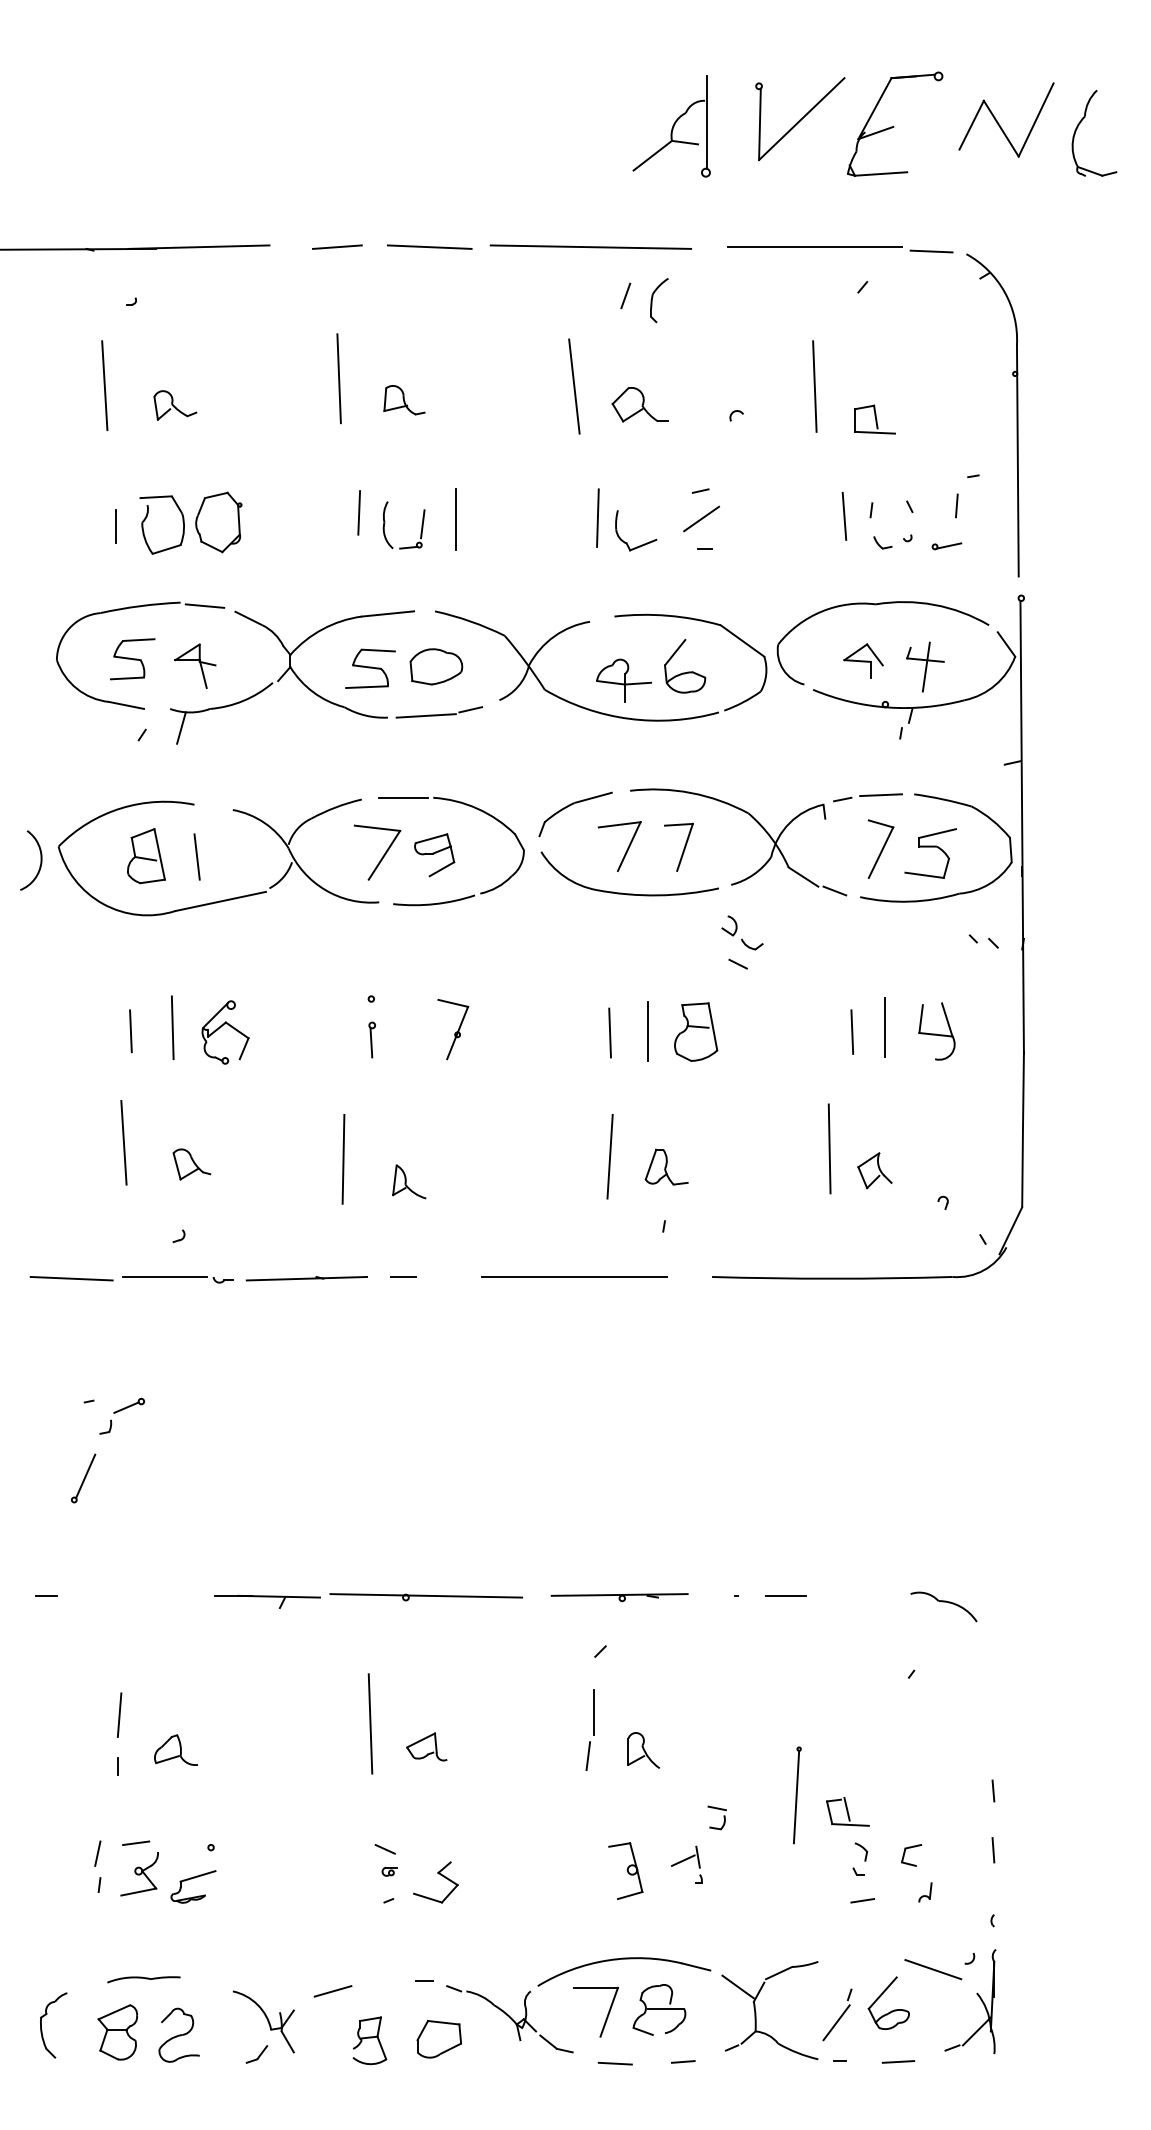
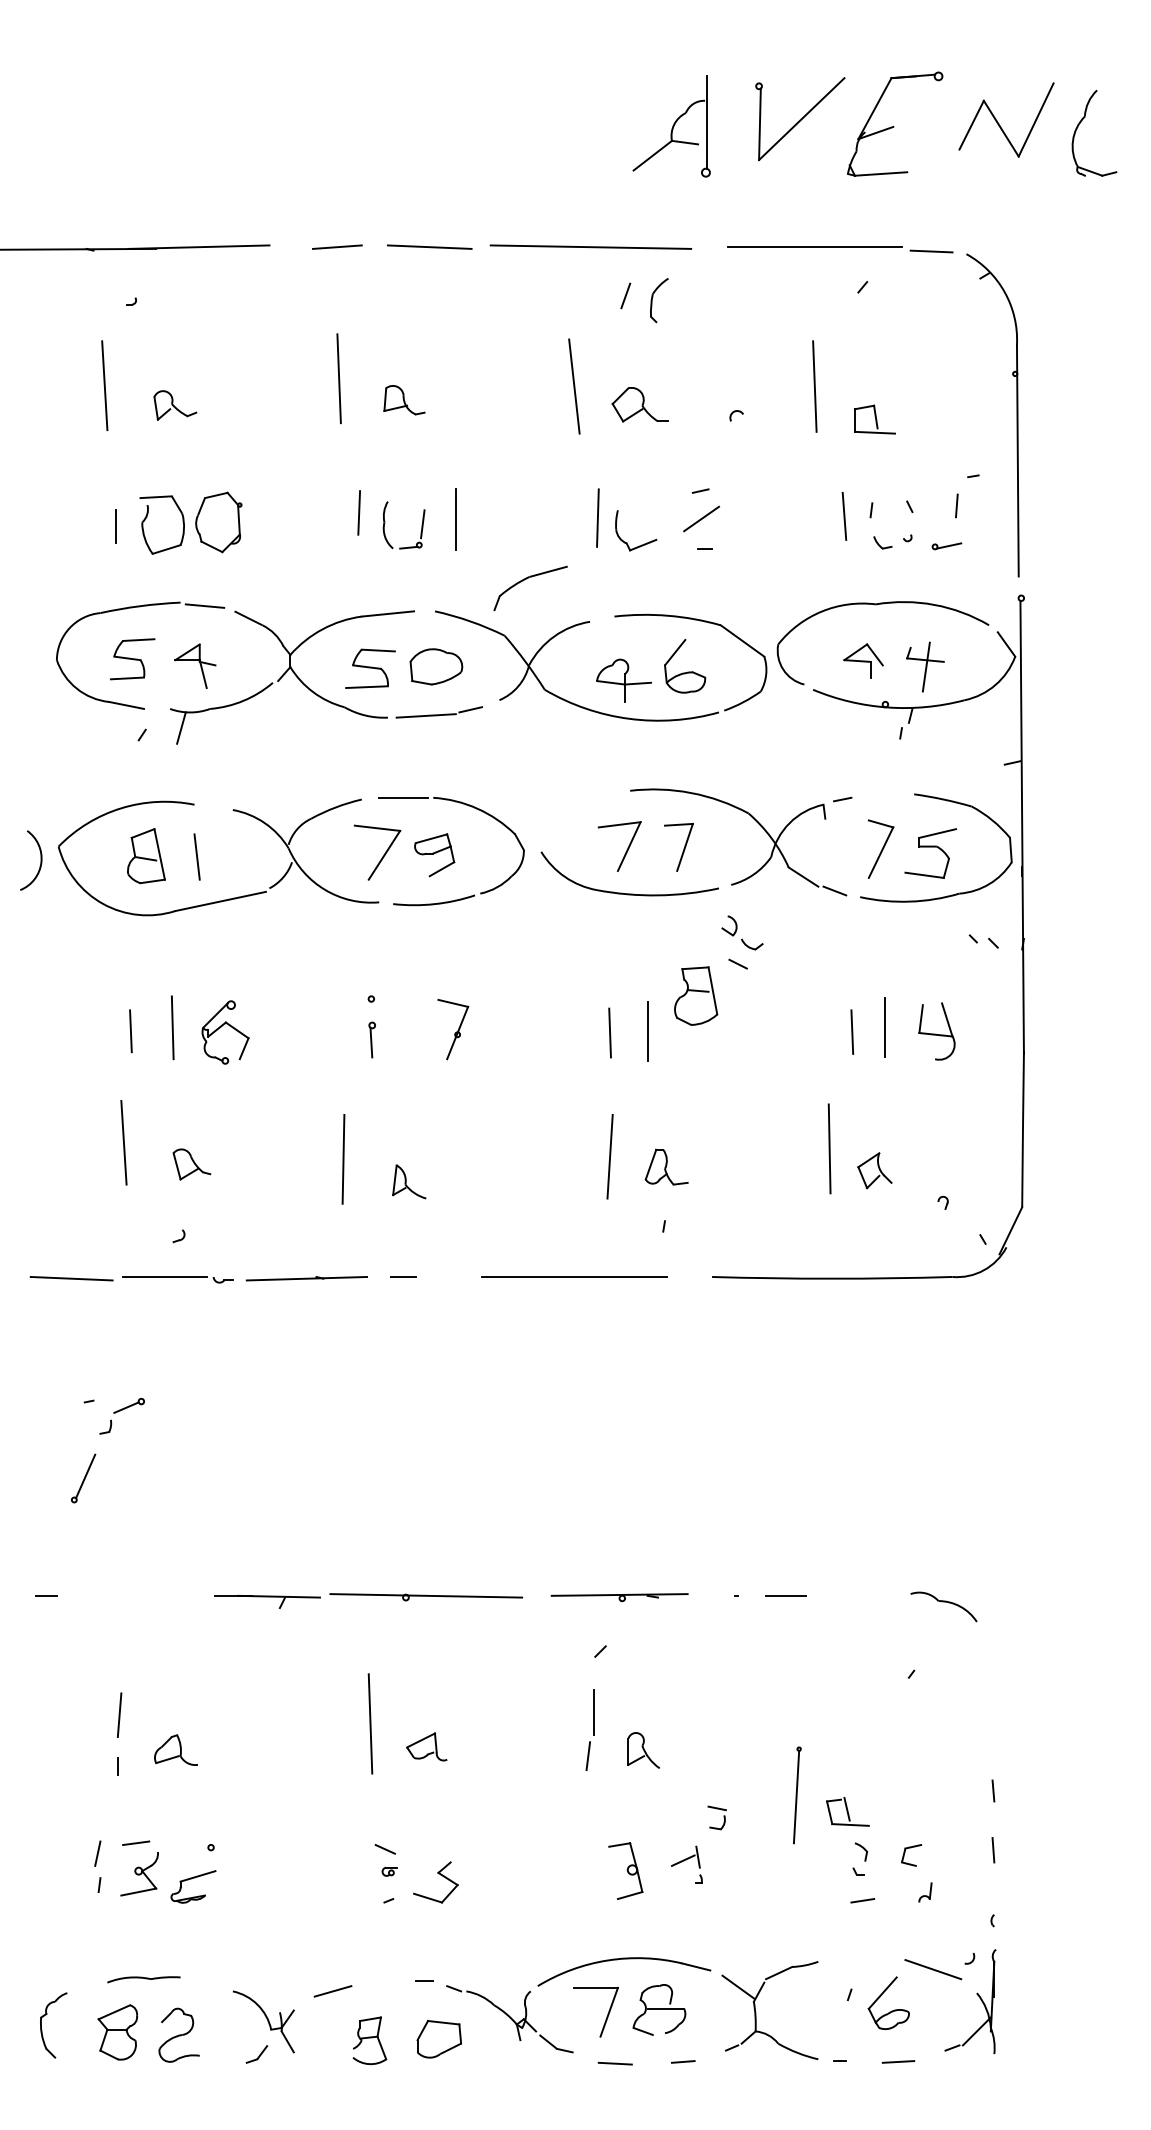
line: present -> none (880, 795)
part position: (571, 805) -> (526, 579) (526, 579)
part position: (696, 1031) -> (696, 995) (696, 995)
line: present -> none (836, 2022)
